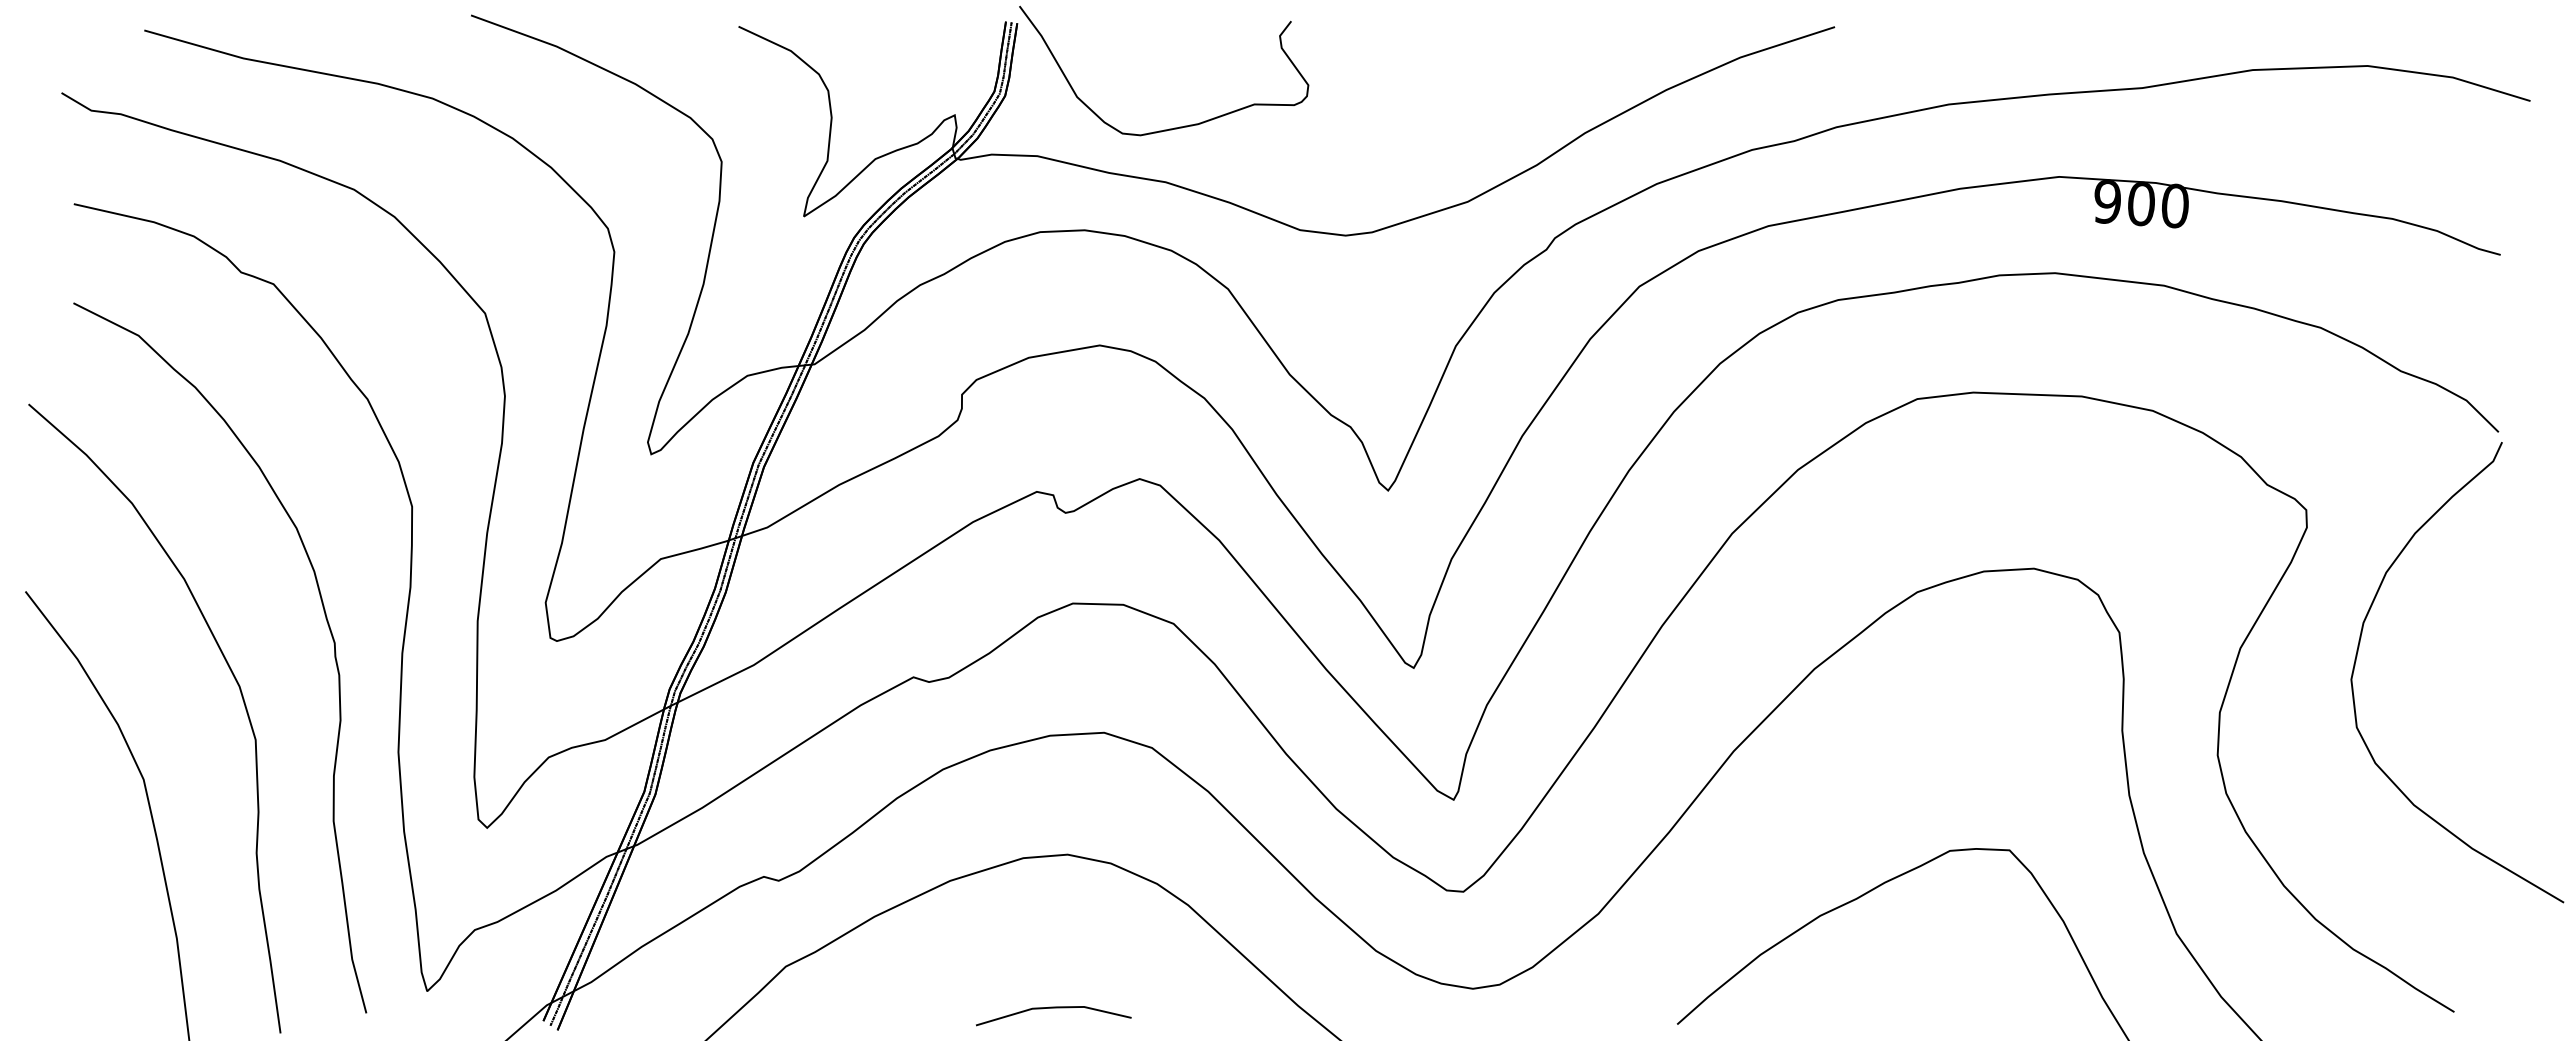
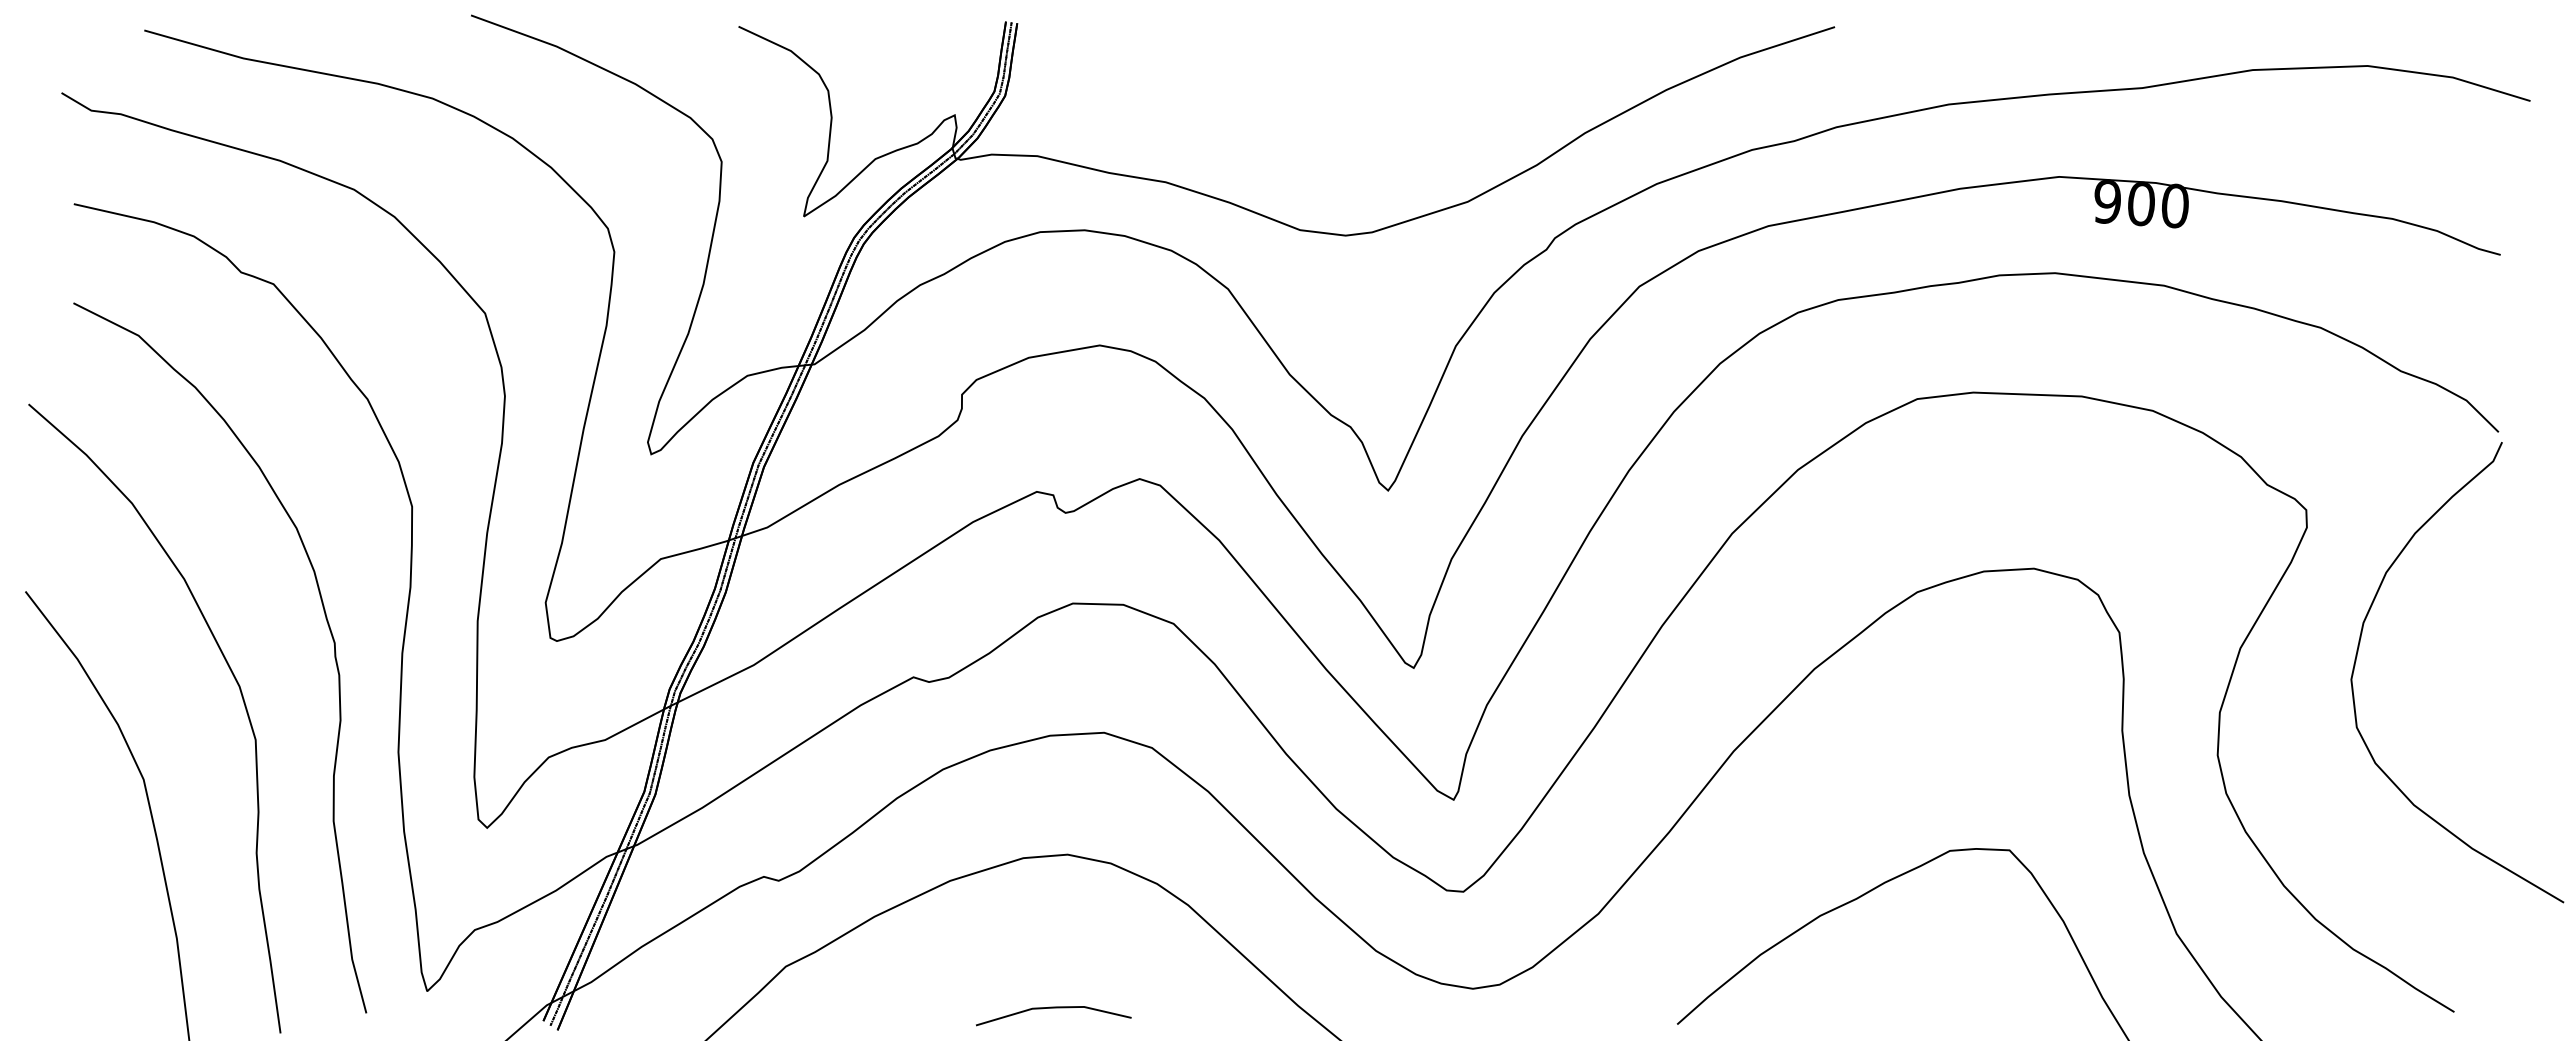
curve: present -> none (1174, 127)
